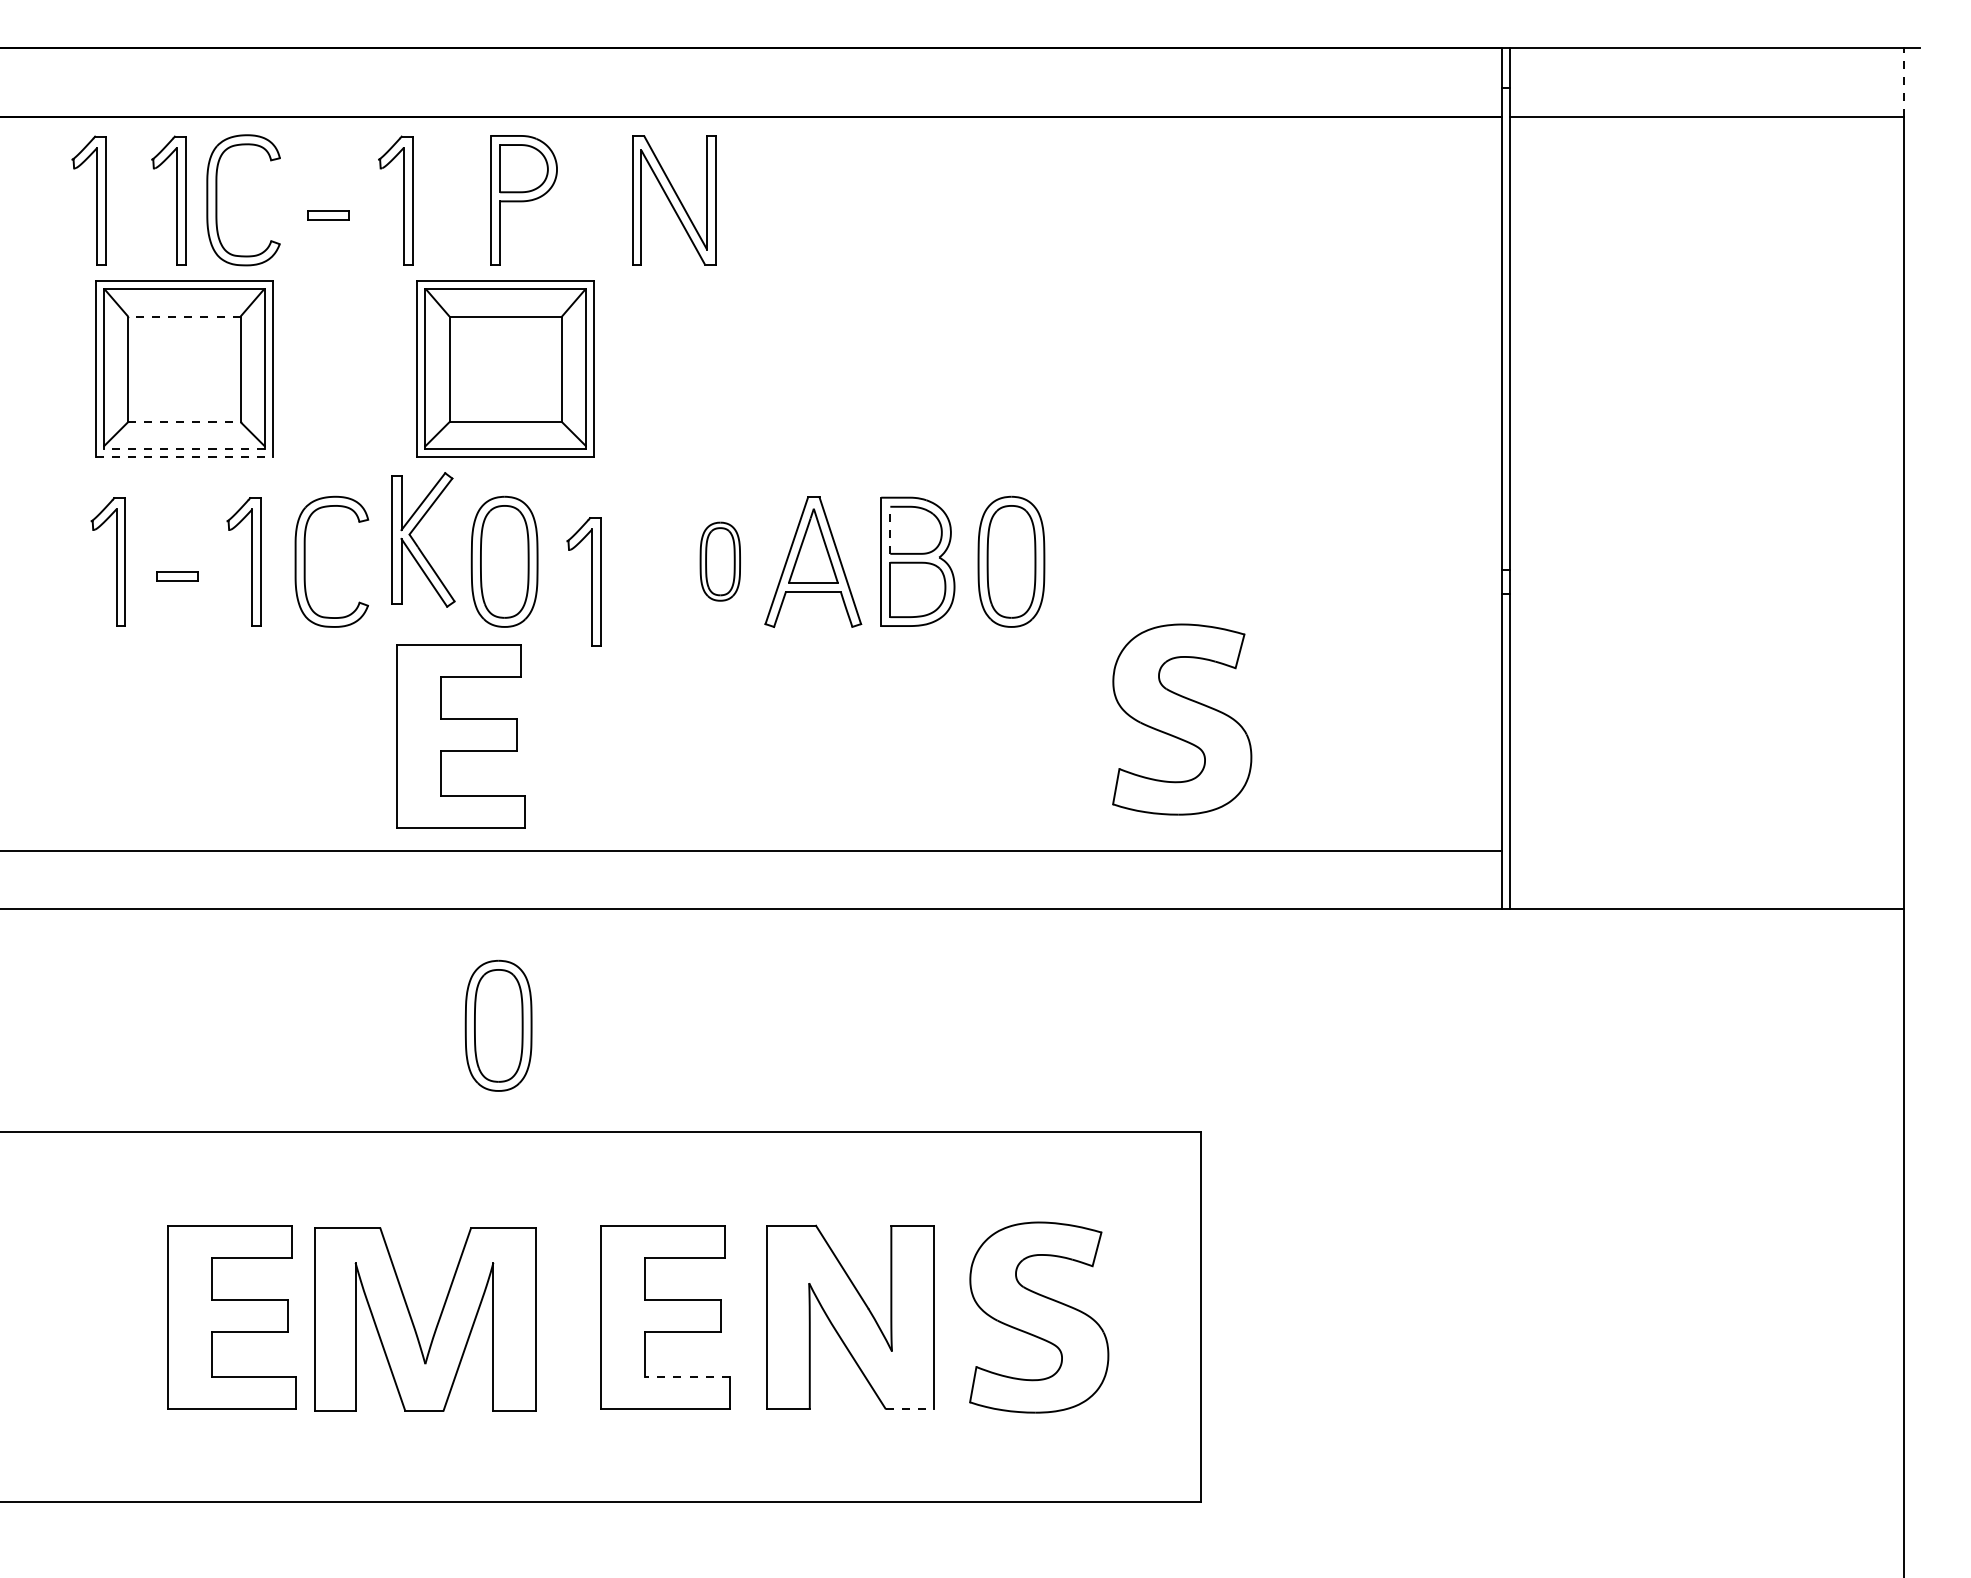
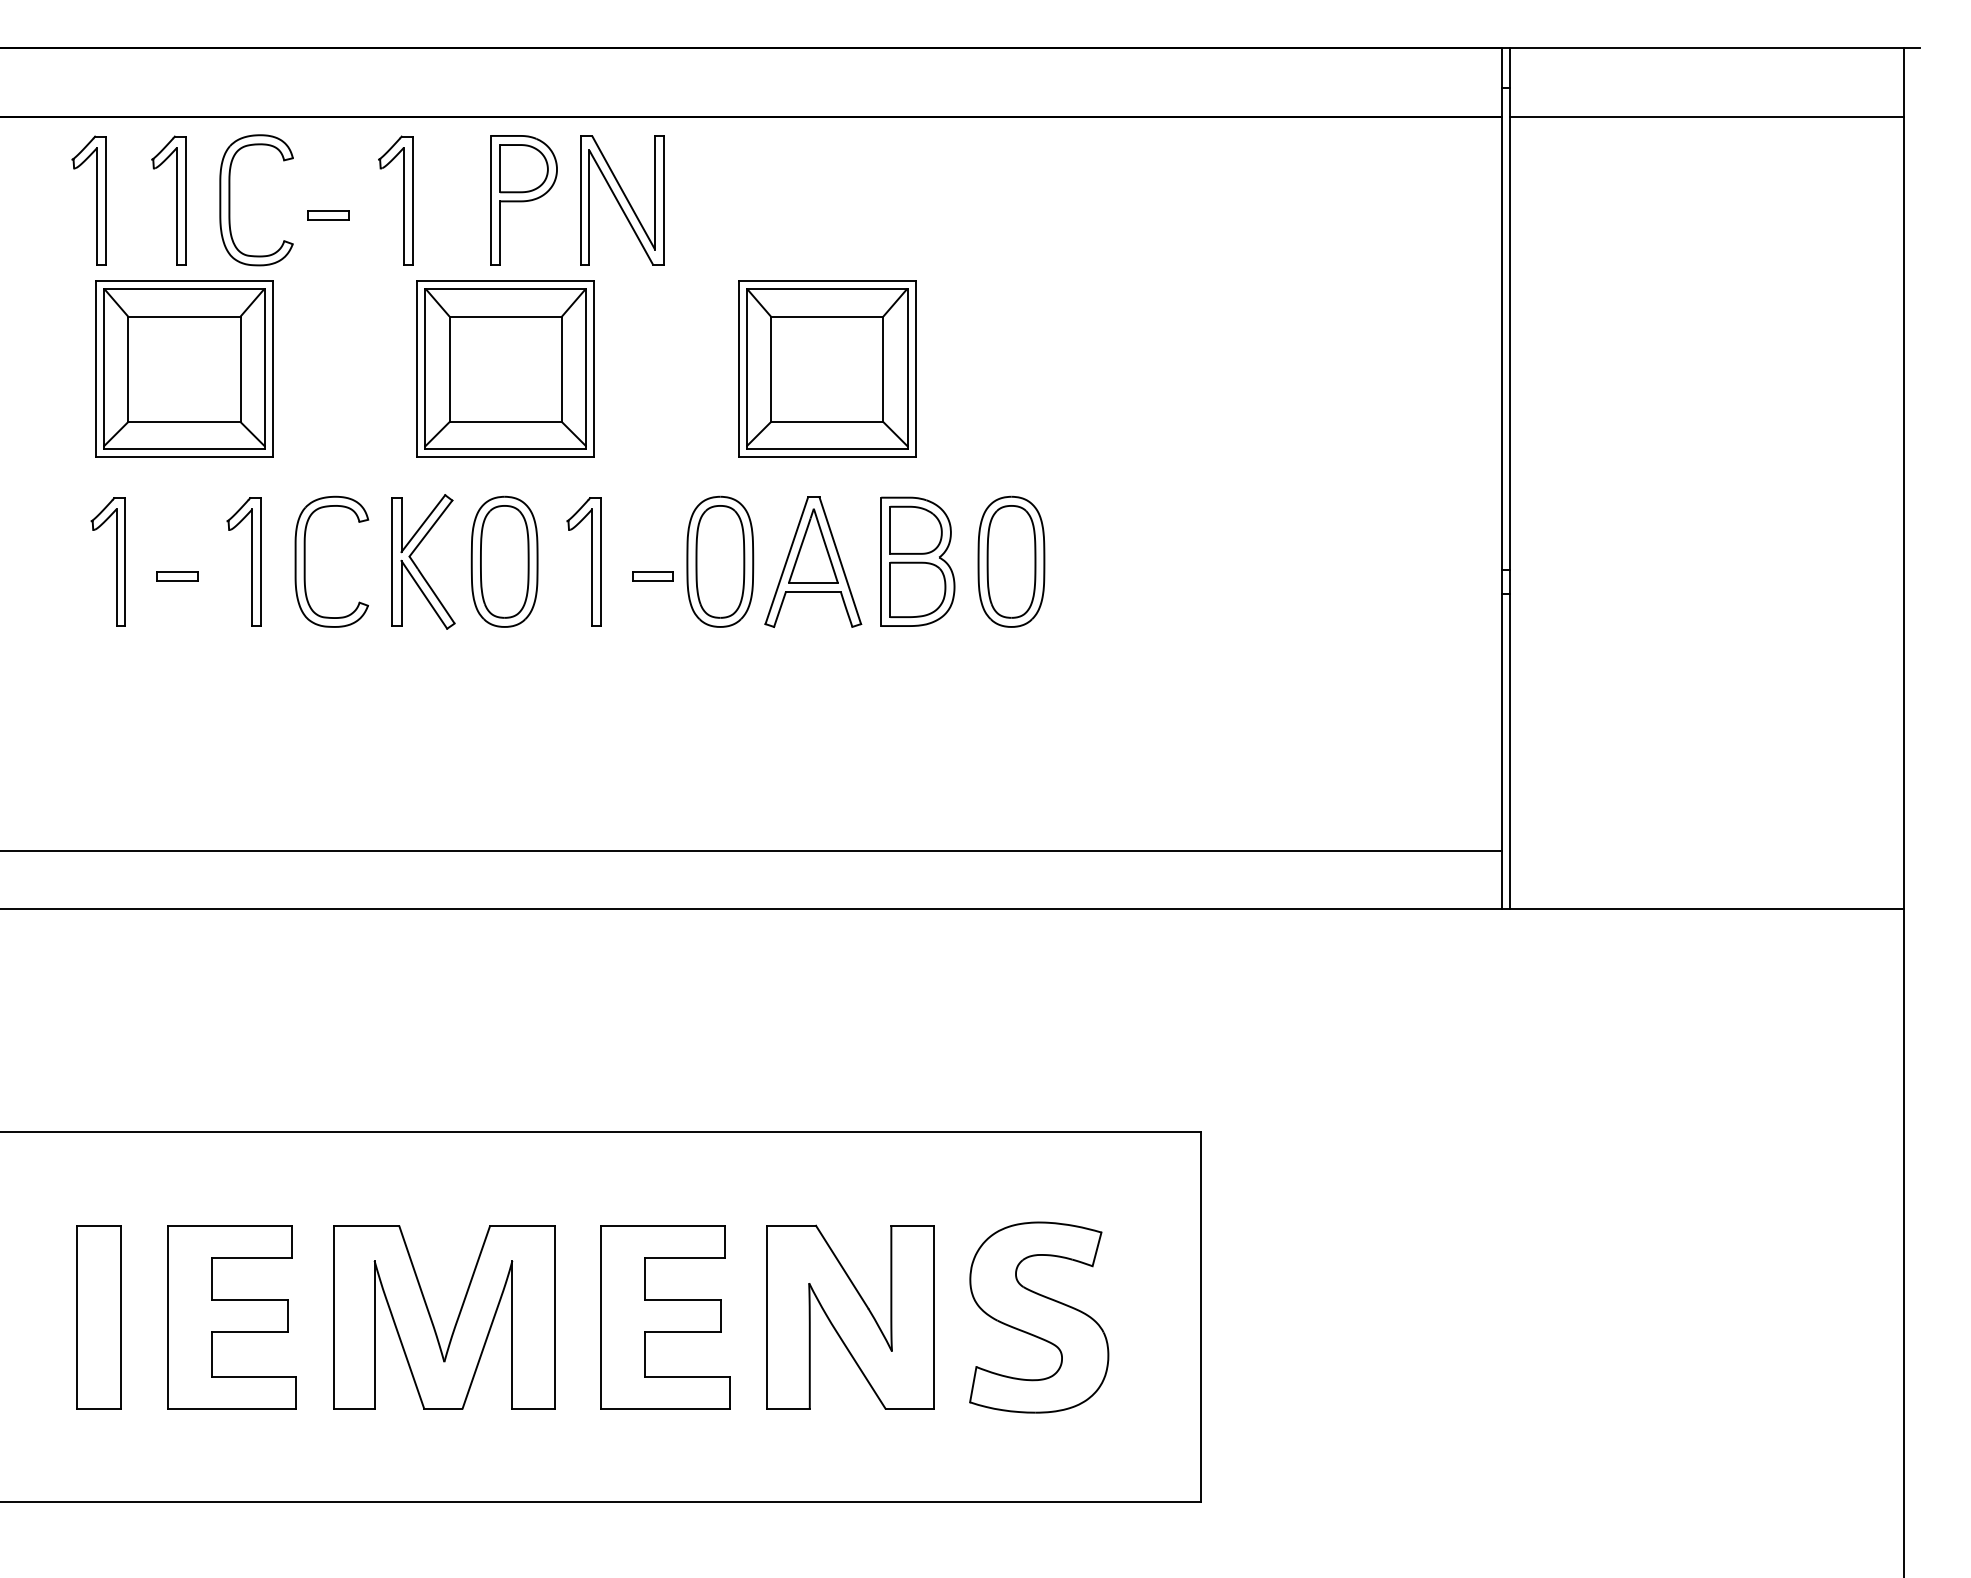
line: dashed -> solid (1903, 82)
part position: (217, 200) -> (230, 200) (230, 200)
part position: (674, 200) -> (622, 200) (622, 200)
line: dashed -> solid (183, 316)
part: none -> present (827, 368)
line: dashed -> solid (184, 422)
line: dashed -> solid (183, 449)
line: dashed -> solid (184, 457)
line: dashed -> solid (890, 530)
part position: (416, 542) -> (416, 564) (416, 564)
part size: 42x81 px -> 69x133 px (720, 561)
part: none -> present (652, 576)
part position: (591, 581) -> (591, 561) (591, 561)
part: present -> none (1182, 719)
part: present -> none (460, 736)
part: present -> none (498, 1025)
part: none -> present (98, 1317)
part position: (414, 1324) -> (433, 1322) (433, 1322)
line: dashed -> solid (687, 1377)
line: dashed -> solid (909, 1409)
